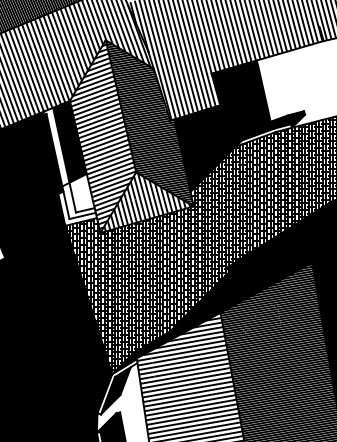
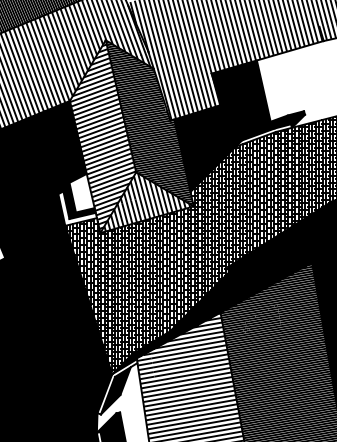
fill: none -> present (68, 163)
